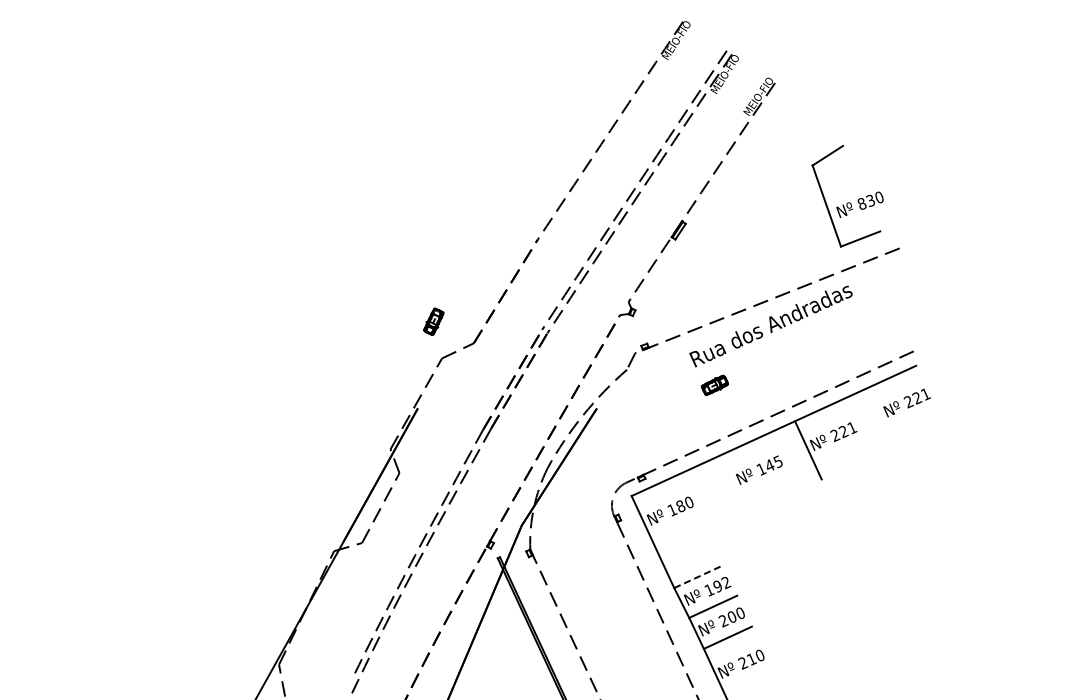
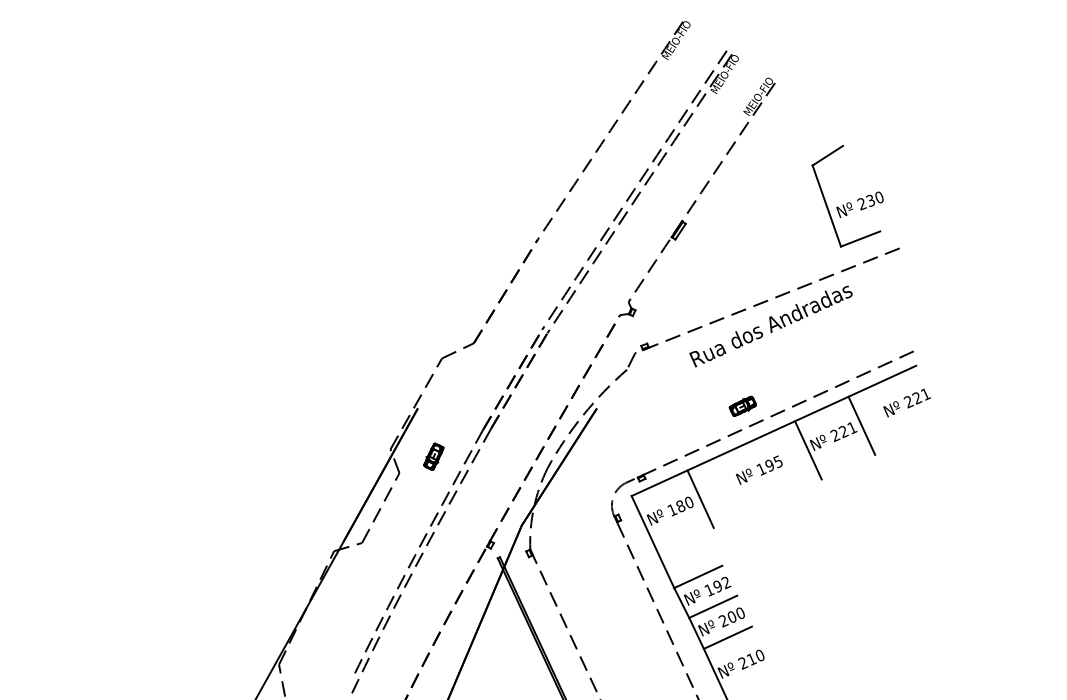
text: 830 -> 230 (861, 203)
part position: (433, 321) -> (433, 456) (433, 456)
part position: (714, 384) -> (742, 405) (742, 405)
line: none -> present (861, 425)
text: 145 -> 195 (769, 465)
line: none -> present (700, 498)
line: dashed -> solid (698, 576)
